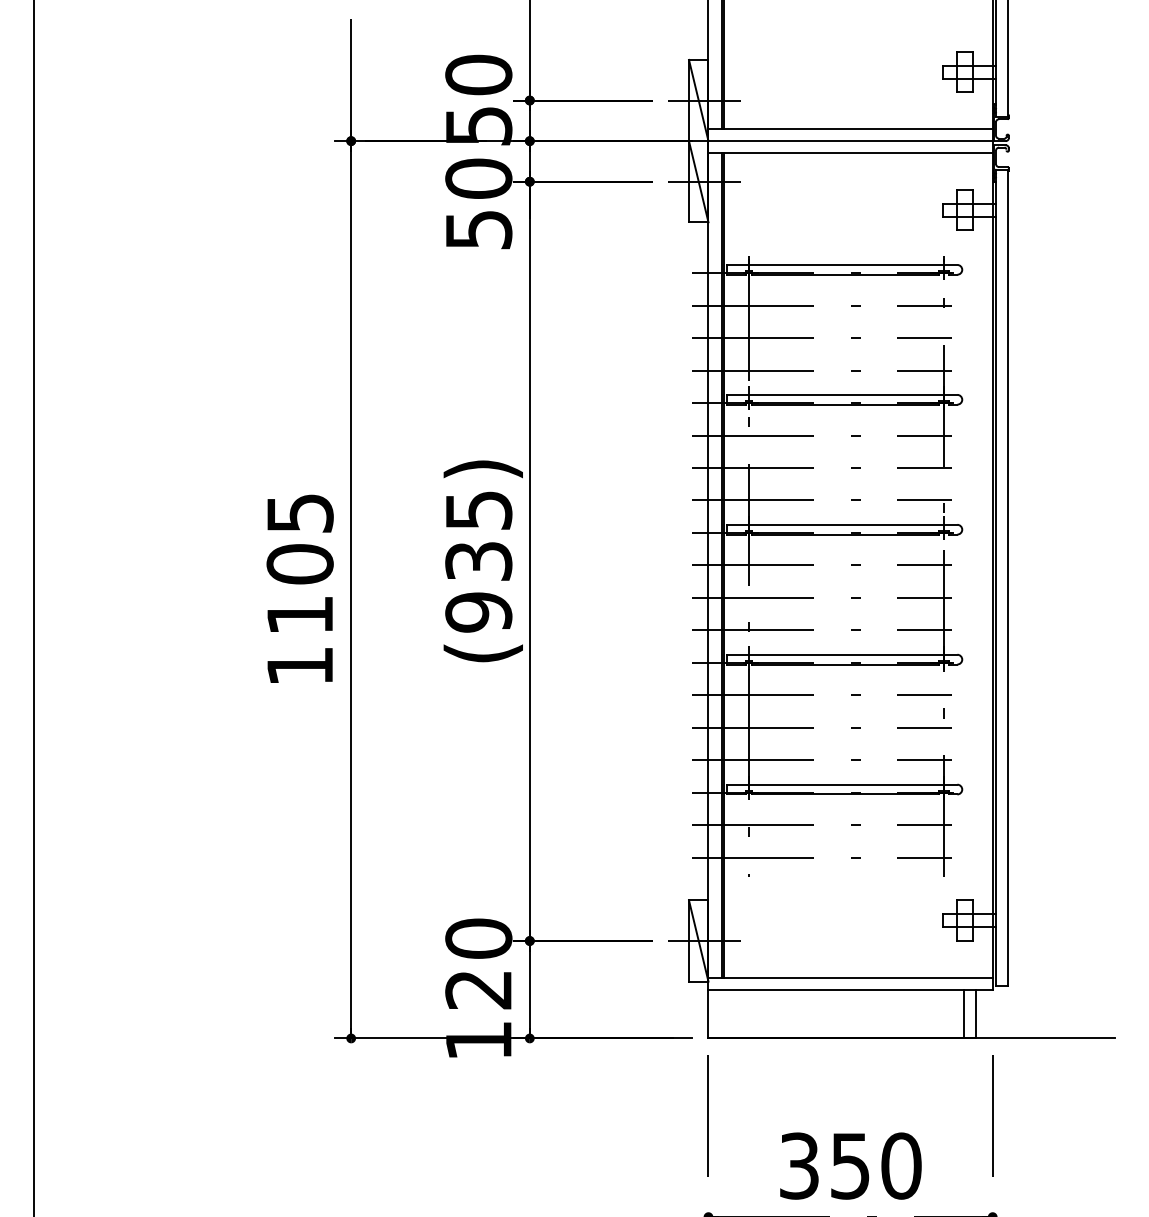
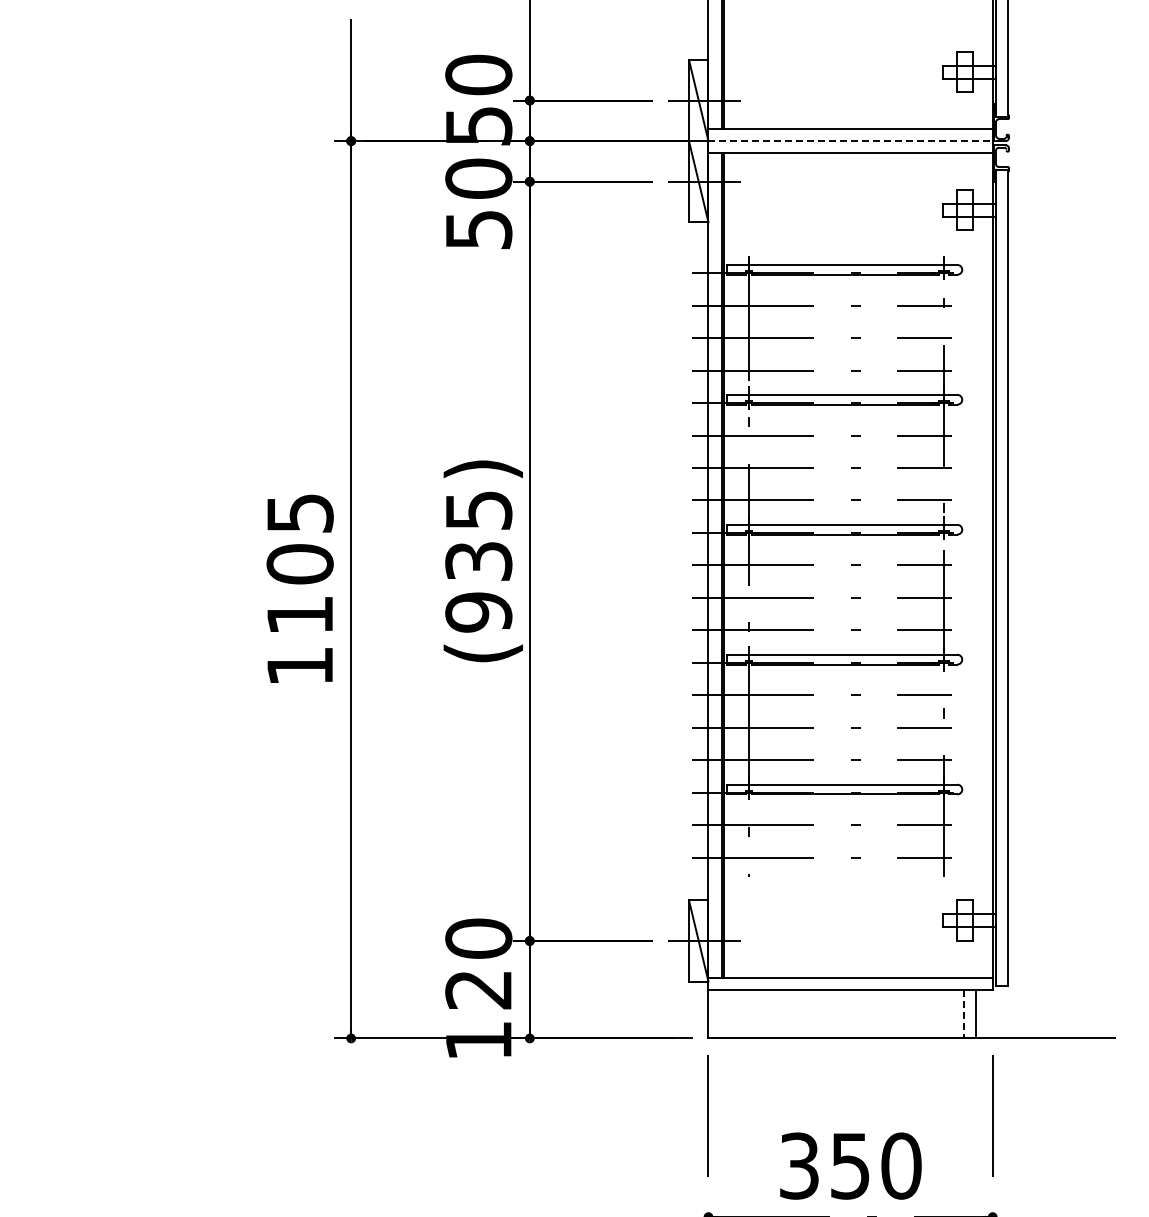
line: solid -> dashed (851, 141)
line: present -> none (34, 607)
line: solid -> dashed (964, 1014)
